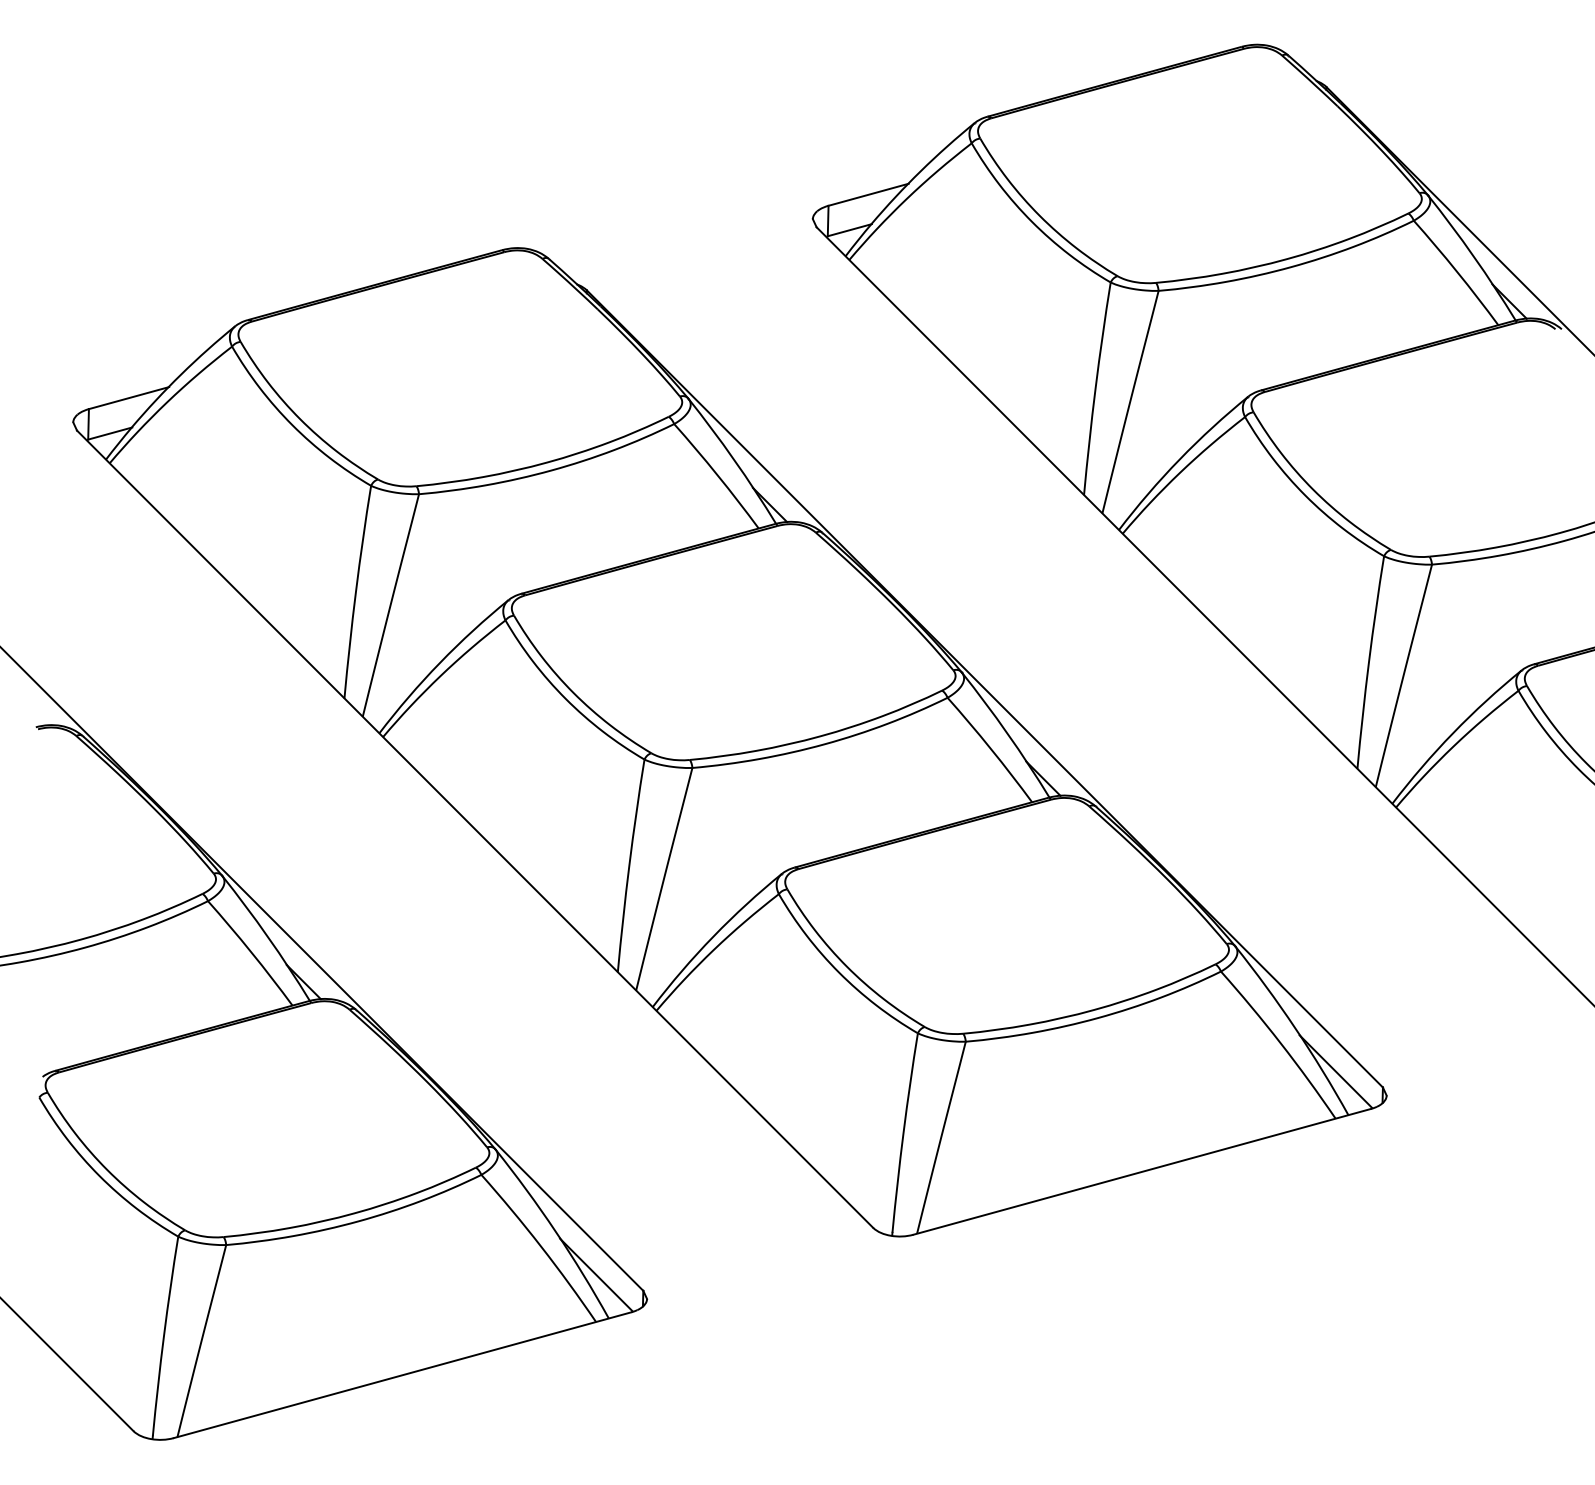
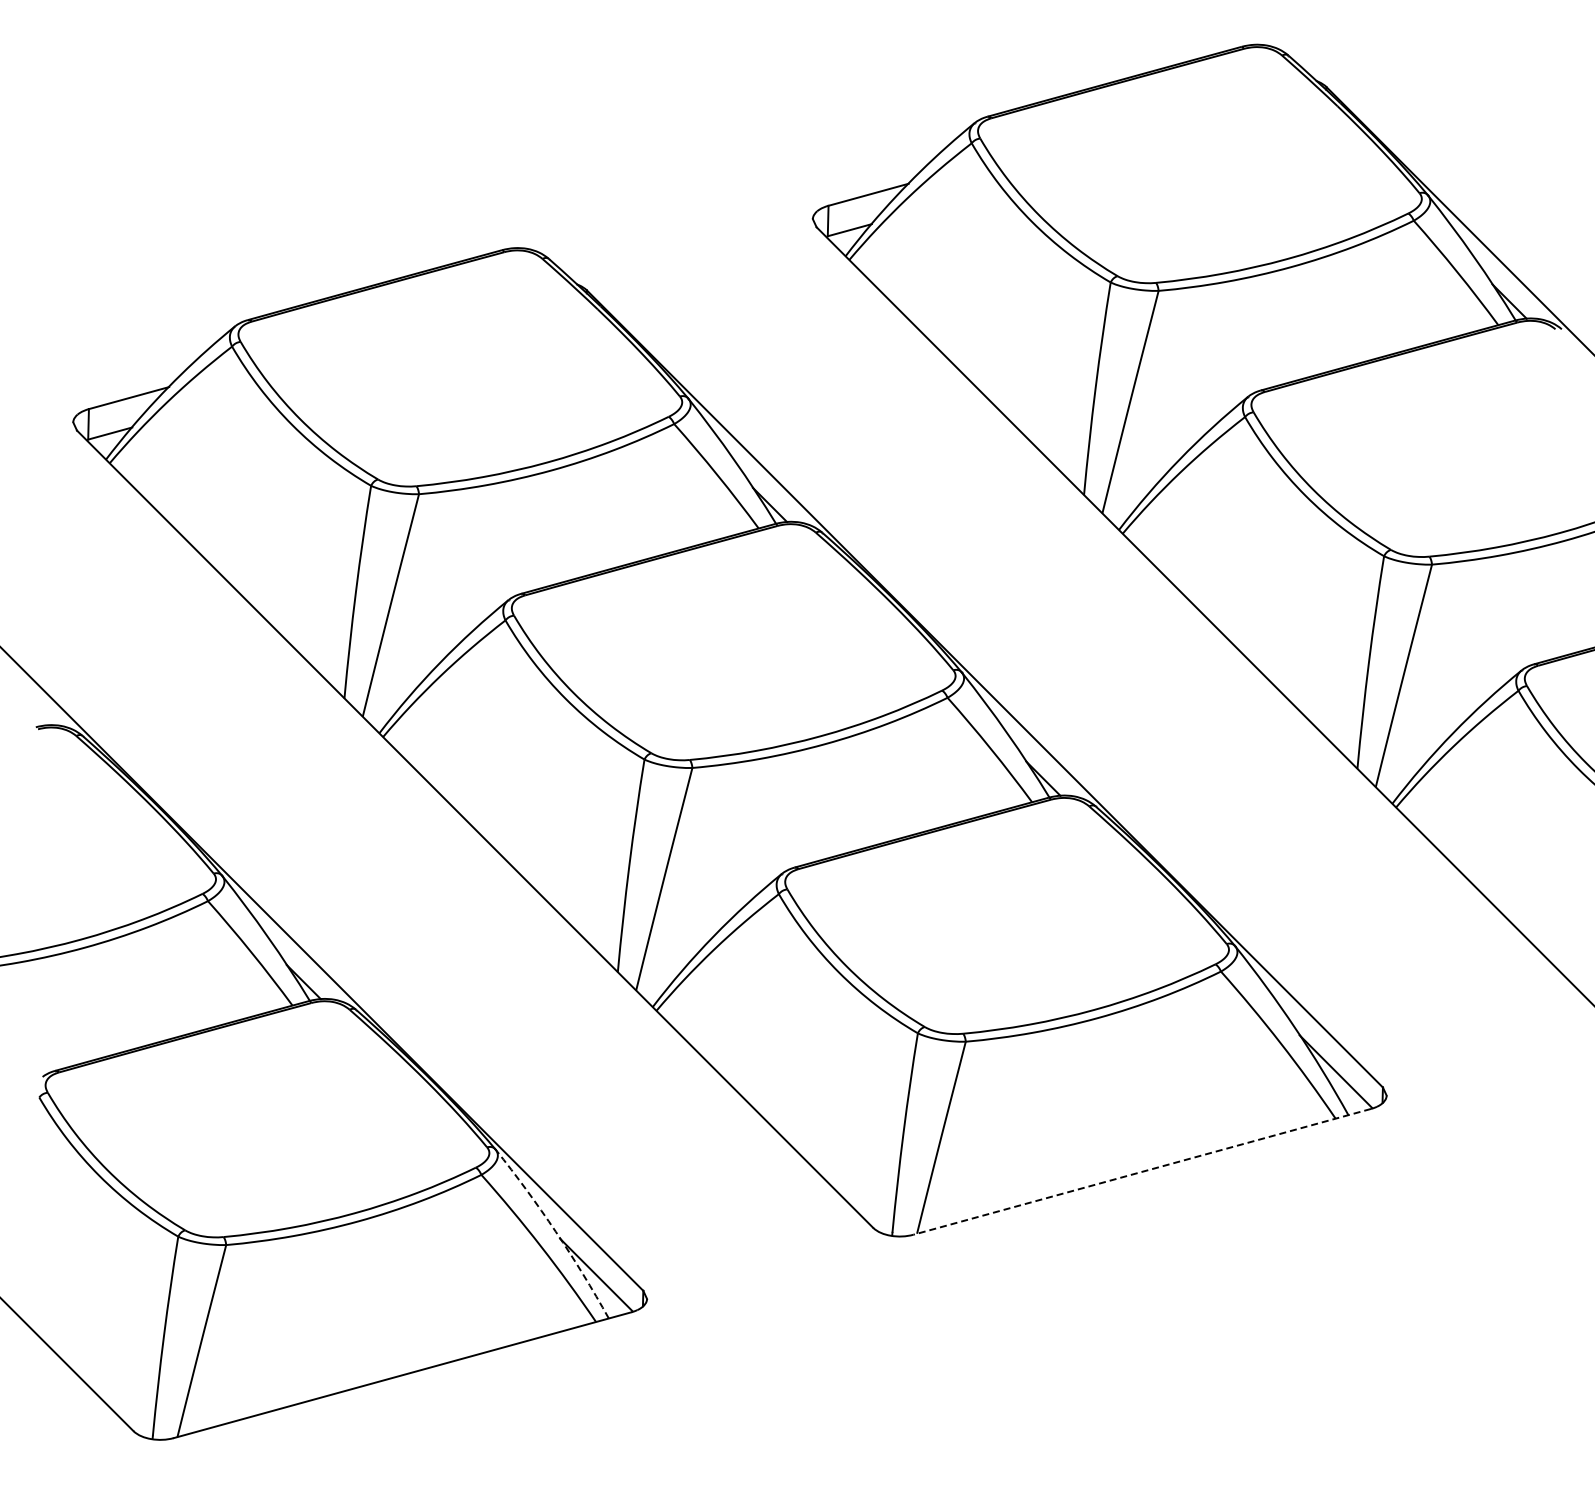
line: solid -> dashed (1141, 1171)
arc: solid -> dashed (555, 1231)
